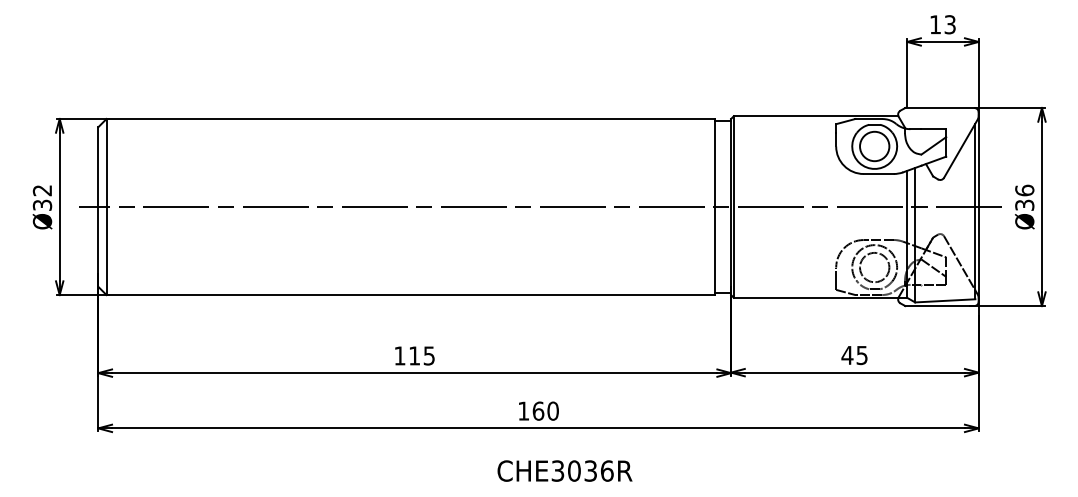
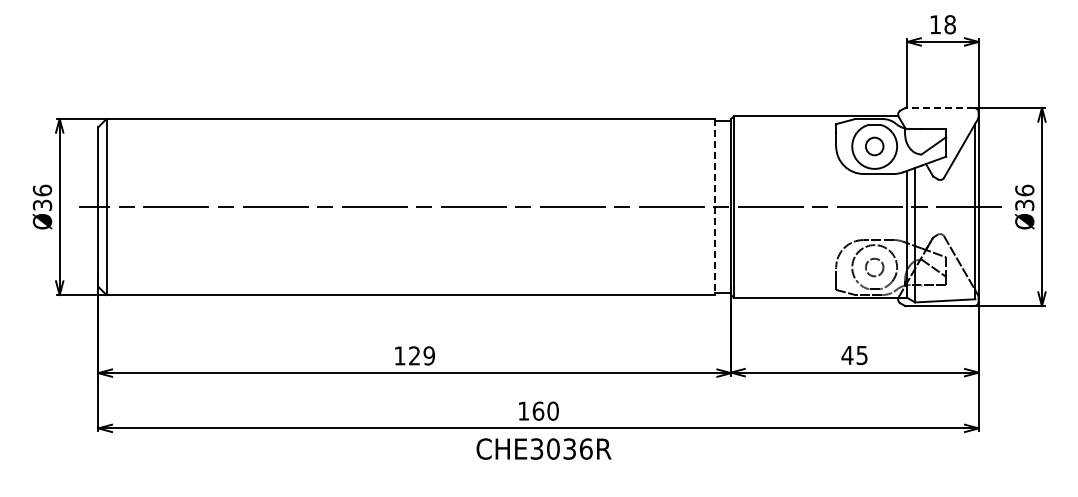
text: 13 -> 18 (949, 24)
line: solid -> dashed (939, 107)
circle diameter: 29 px -> 18 px (874, 146)
text: Ø32 -> Ø36 (42, 190)
line: solid -> dashed (714, 207)
circle diameter: 29 px -> 18 px (874, 267)
text: 115 -> 129 (422, 355)
text position: (564, 470) -> (543, 448) (543, 448)
